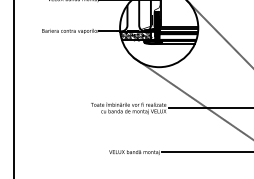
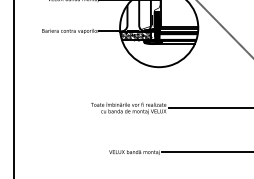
line position: (219, 33) -> (224, 28) (224, 28)
line: present -> none (191, 97)
